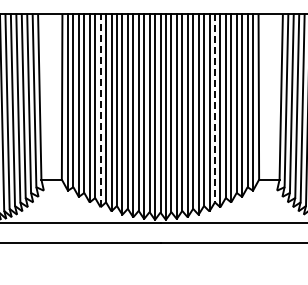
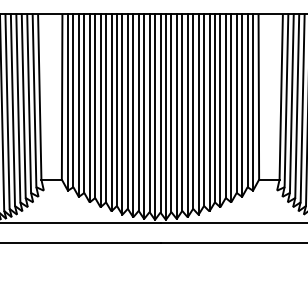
line: dashed -> solid (214, 108)
line: dashed -> solid (100, 110)
